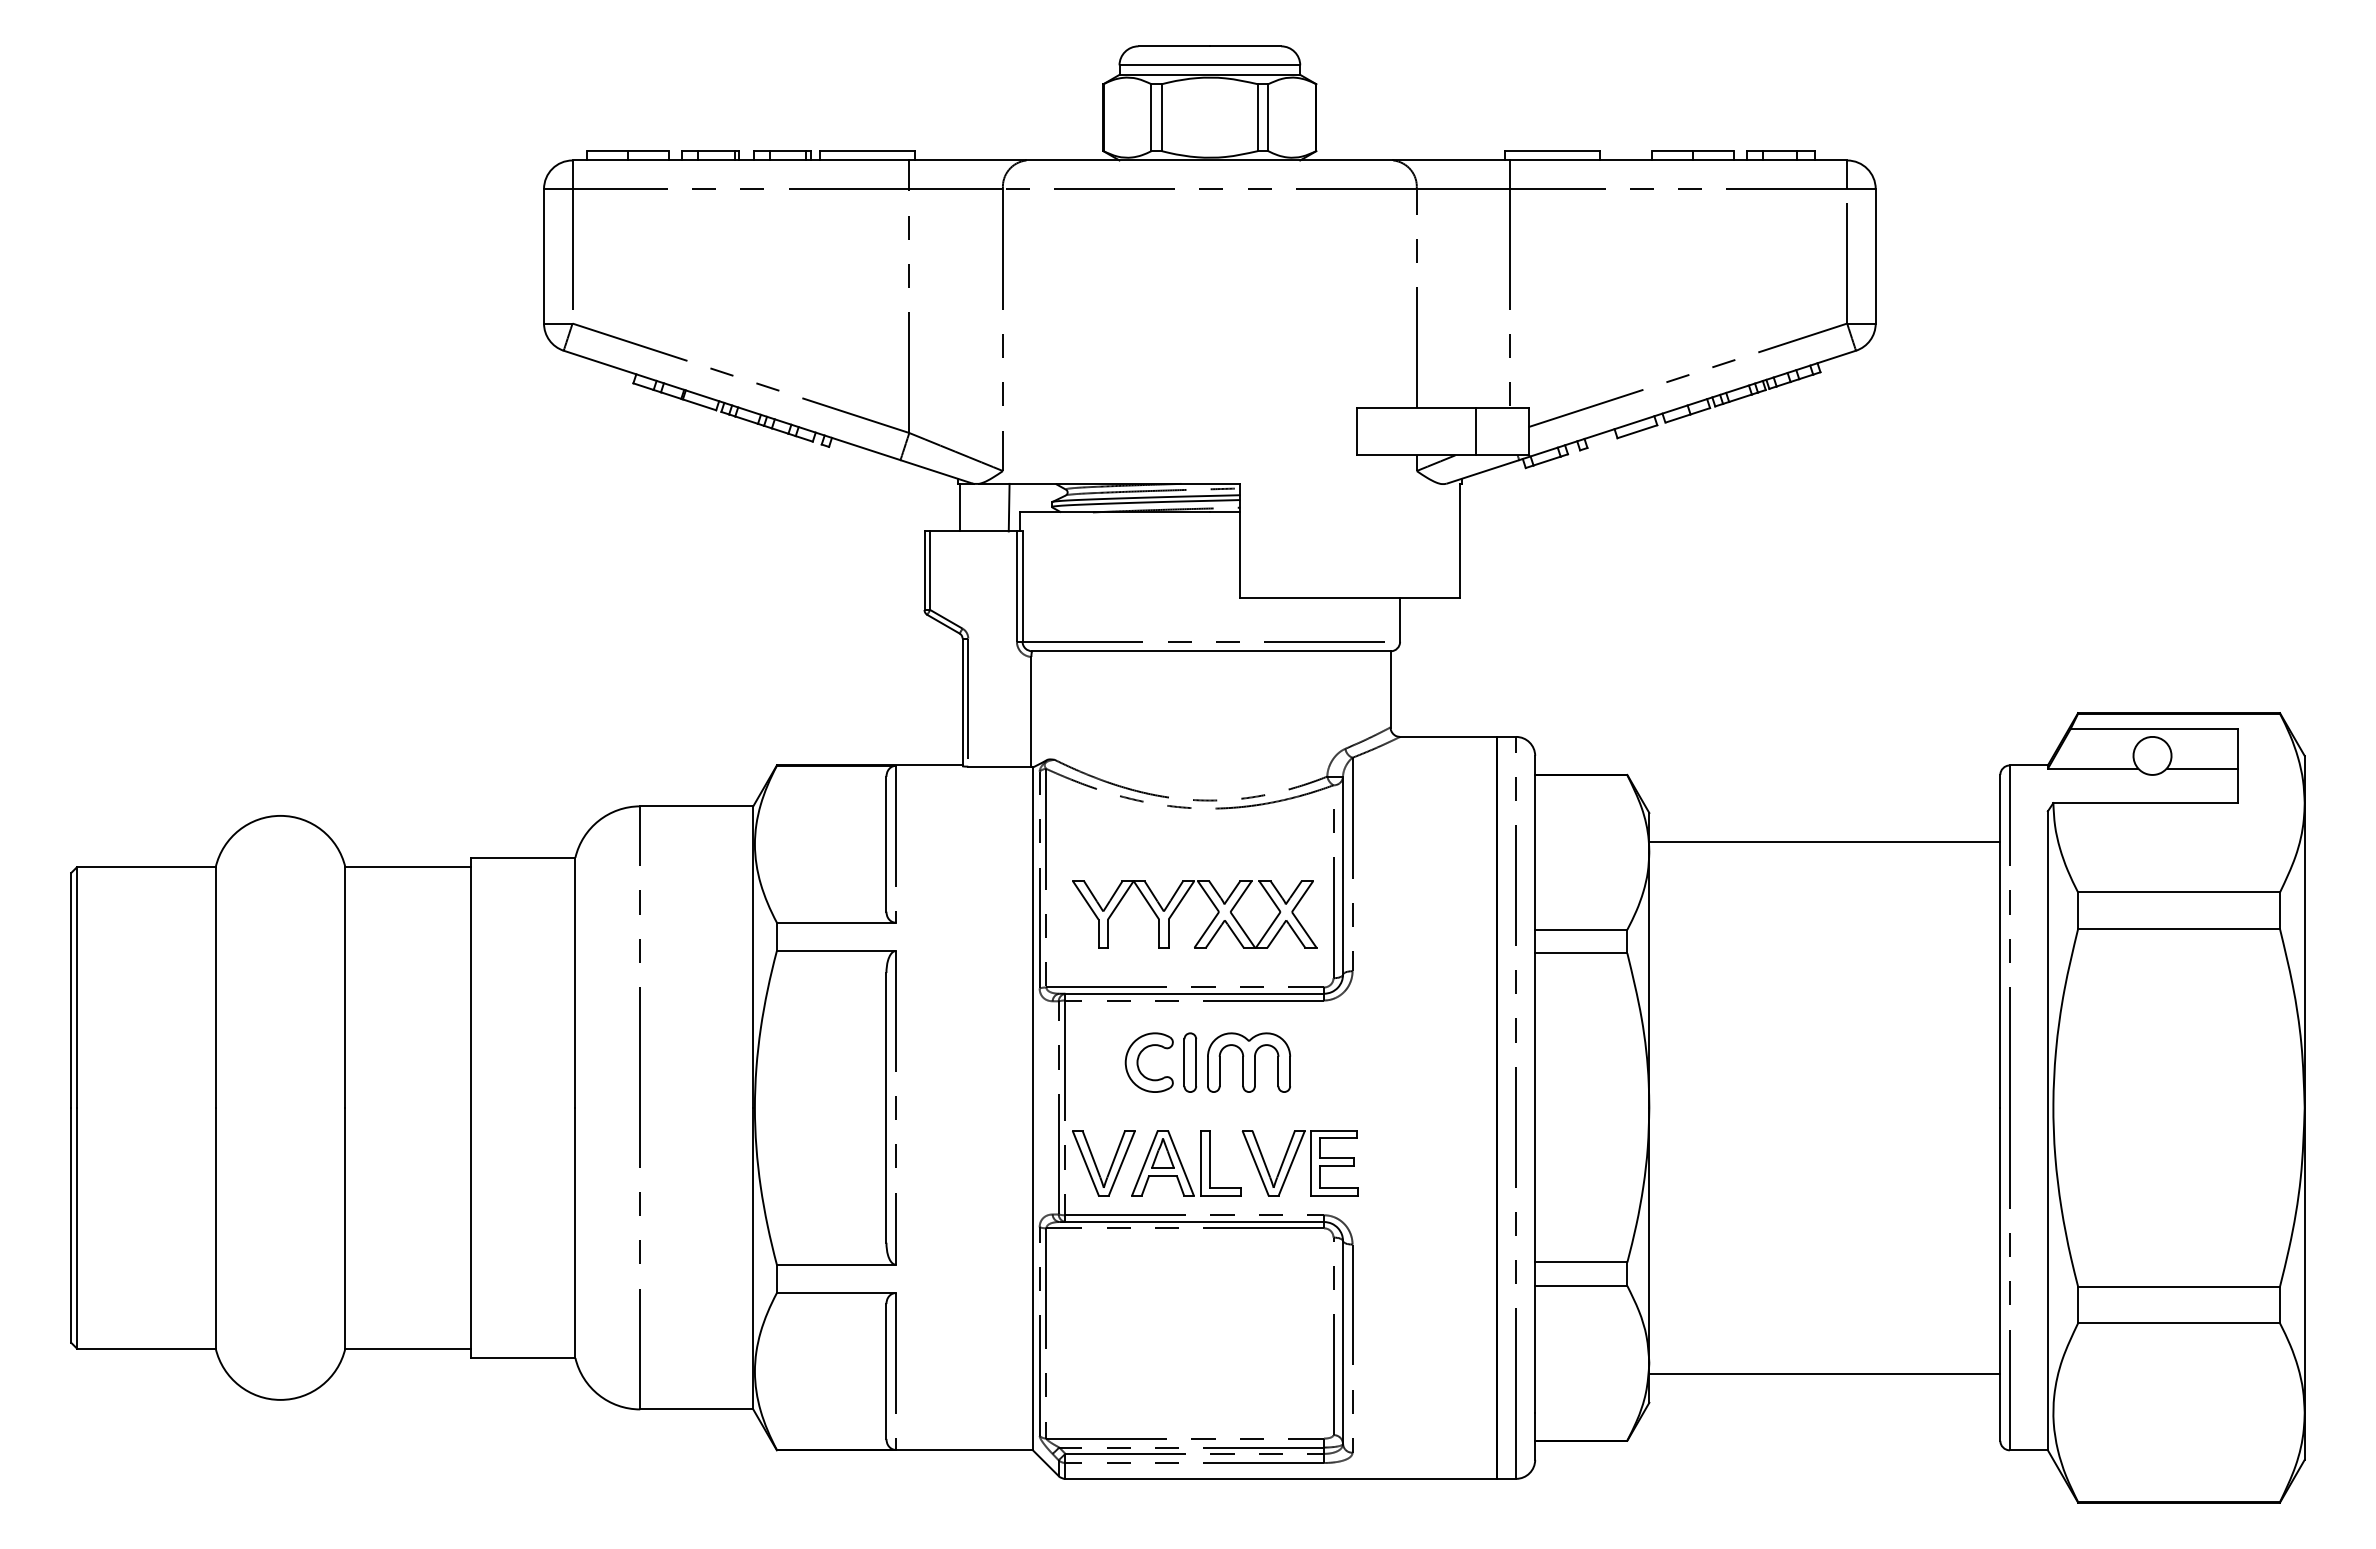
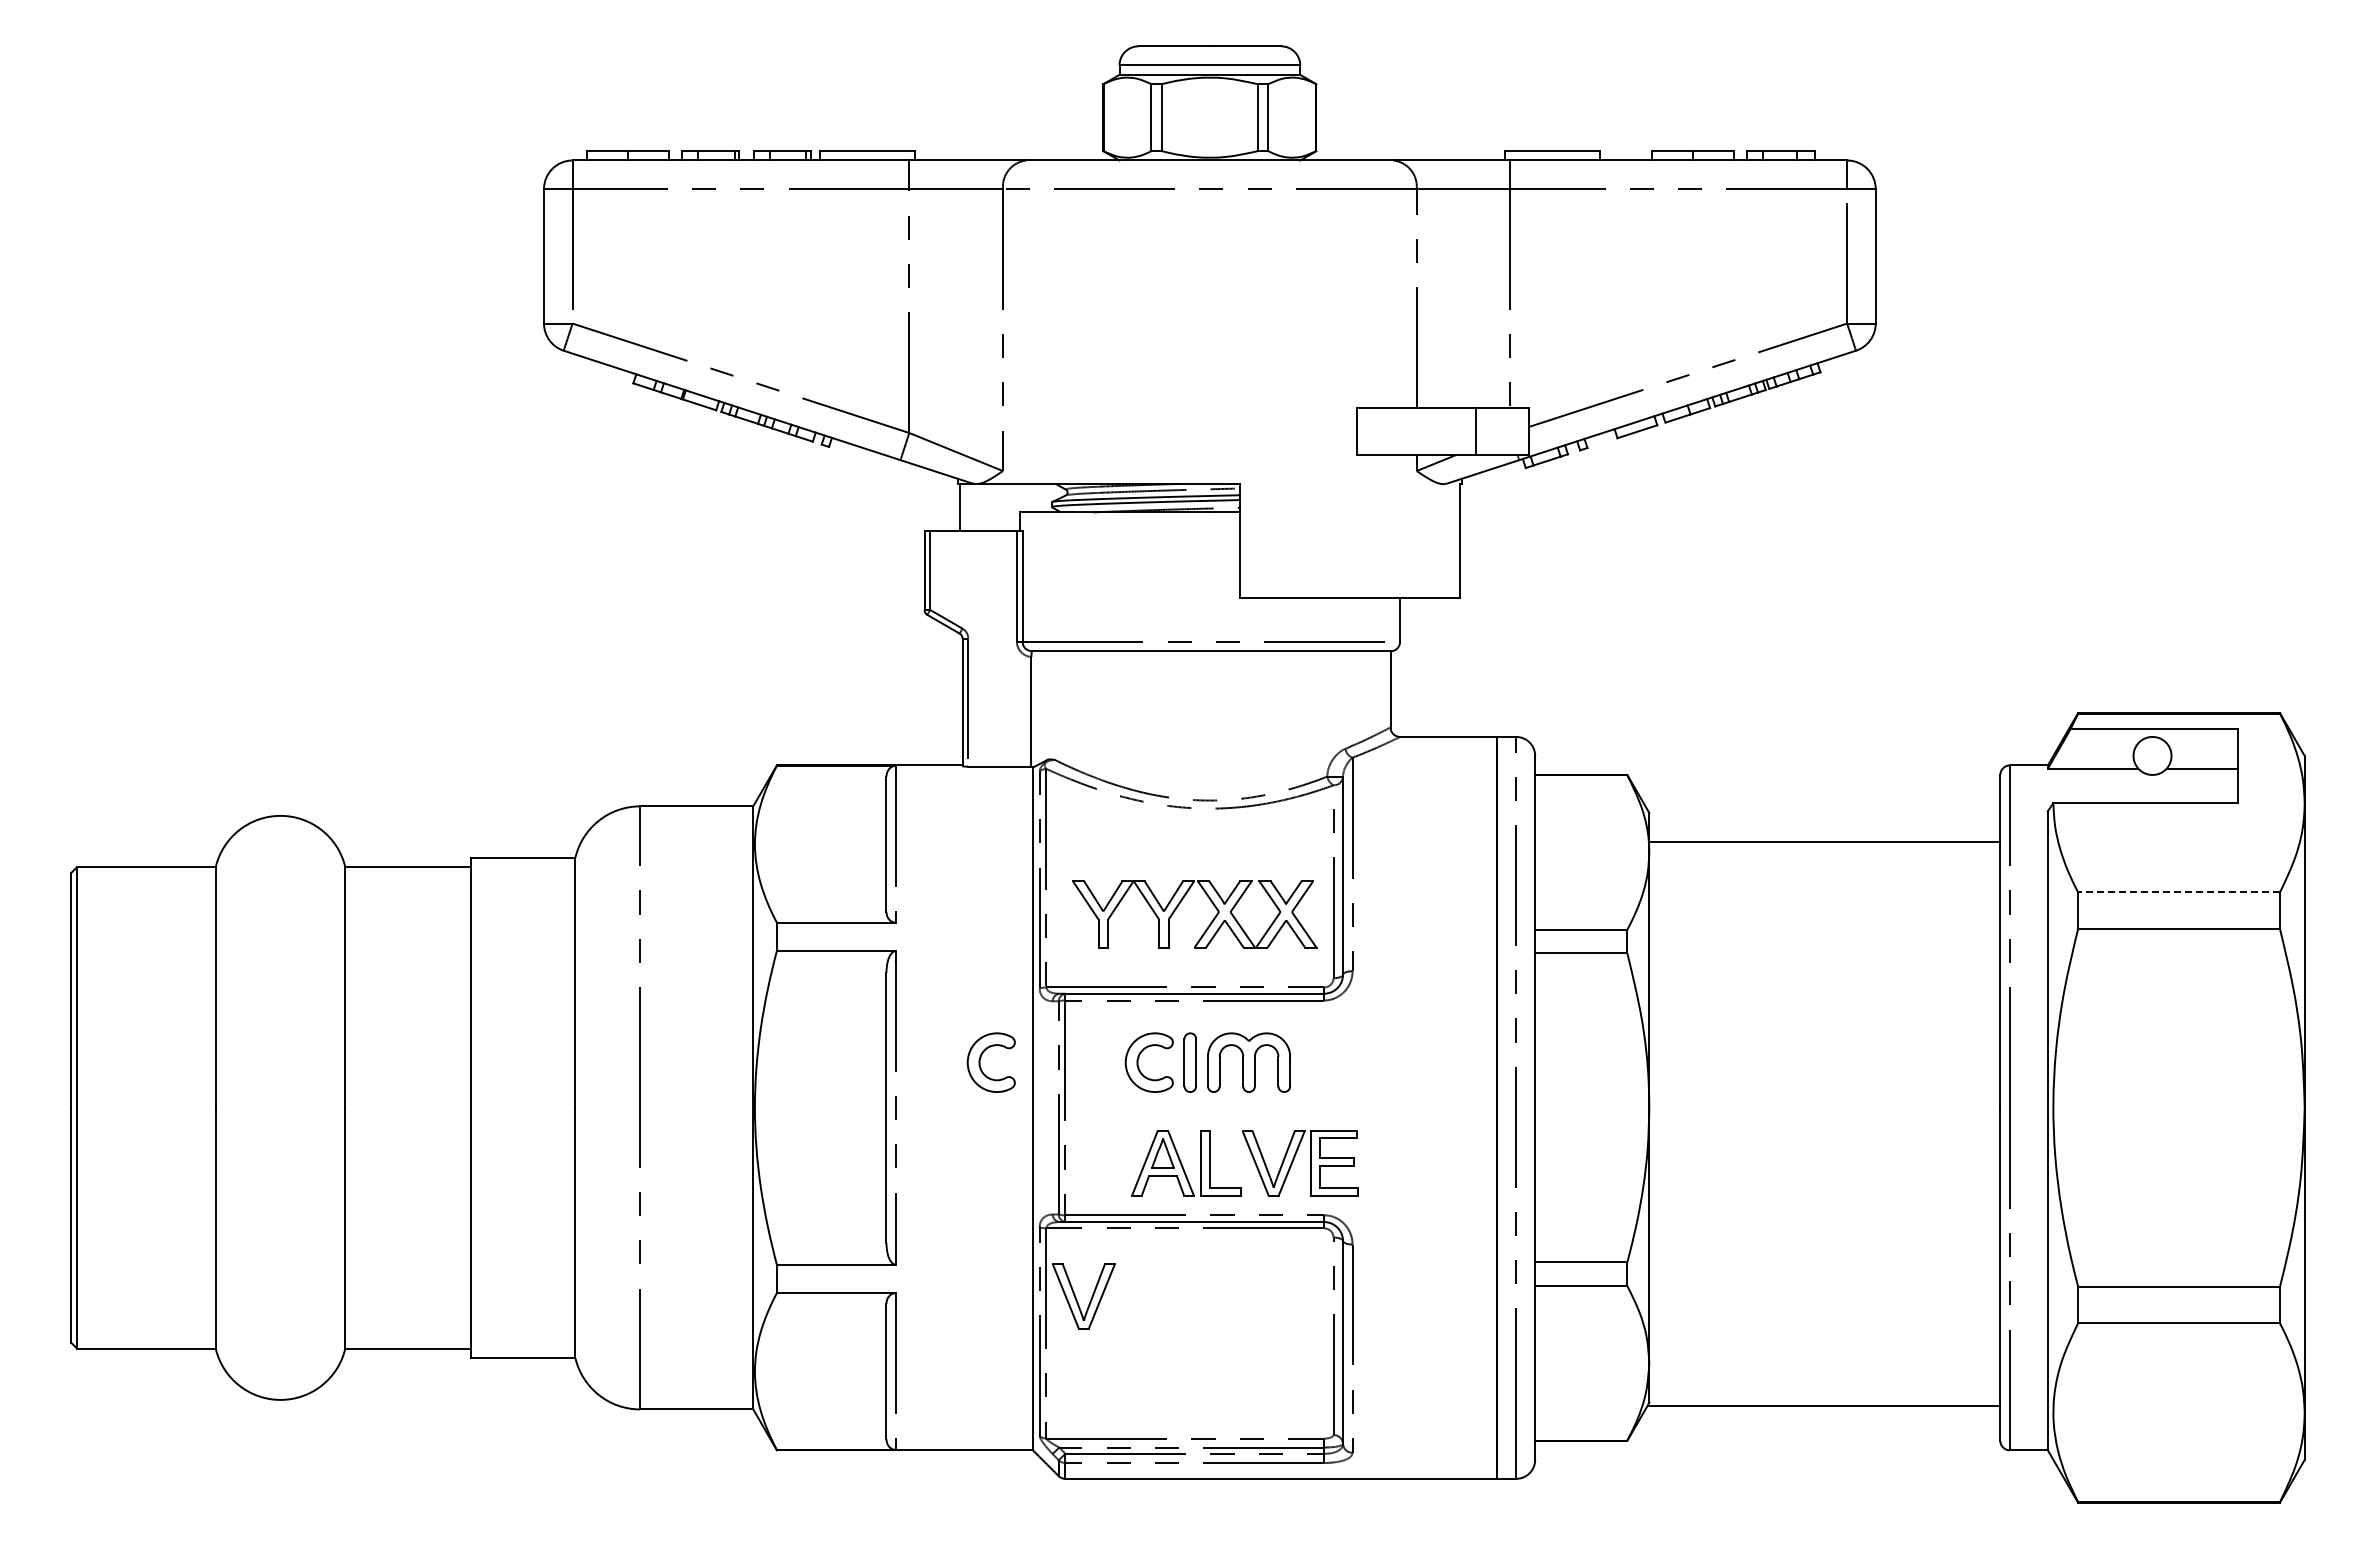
line: present -> none (1008, 507)
line: solid -> dashed (2179, 892)
part: none -> present (980, 1062)
part position: (1097, 1166) -> (1077, 1299) (1077, 1299)
line position: (1824, 1374) -> (1824, 1406) (1824, 1406)
